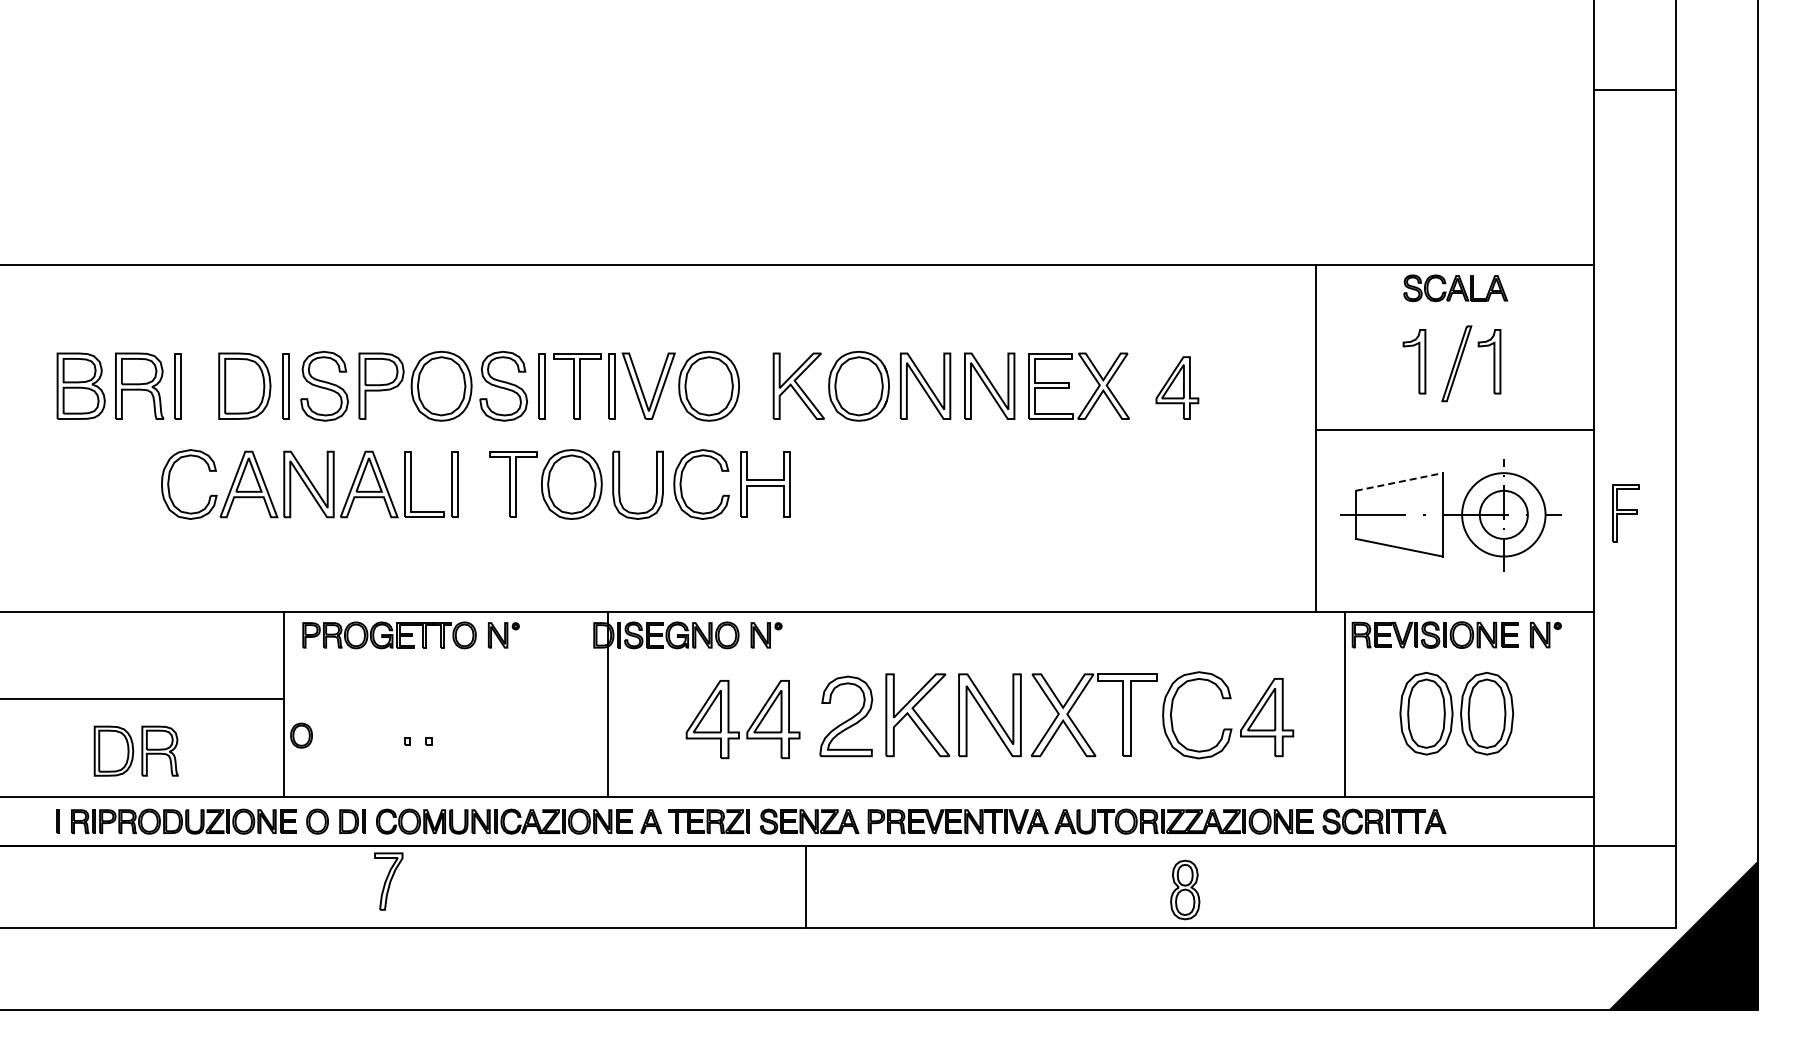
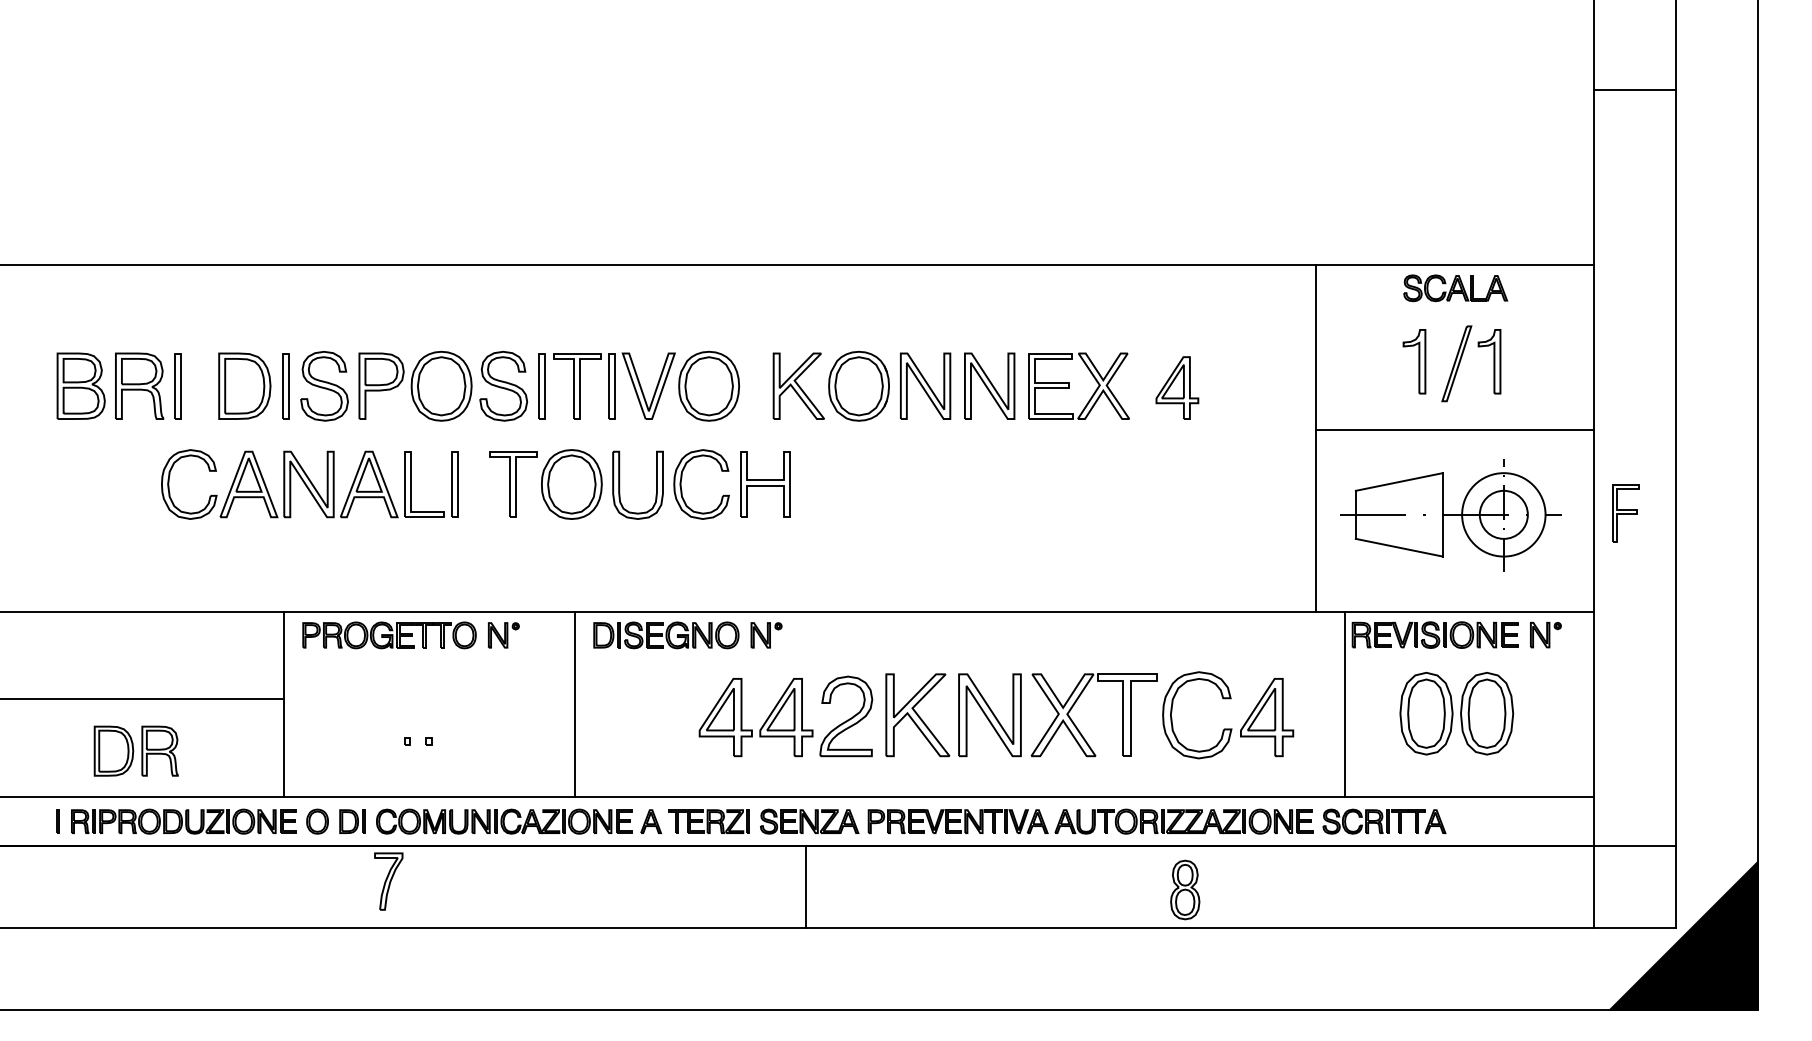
line: dashed -> solid (1399, 481)
line position: (608, 703) -> (575, 703) (575, 703)
part position: (750, 725) -> (763, 723) (763, 723)
part: present -> none (301, 735)
